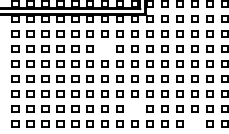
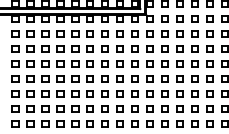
part: none -> present (104, 48)
part: none -> present (134, 108)
part: none -> present (194, 123)
